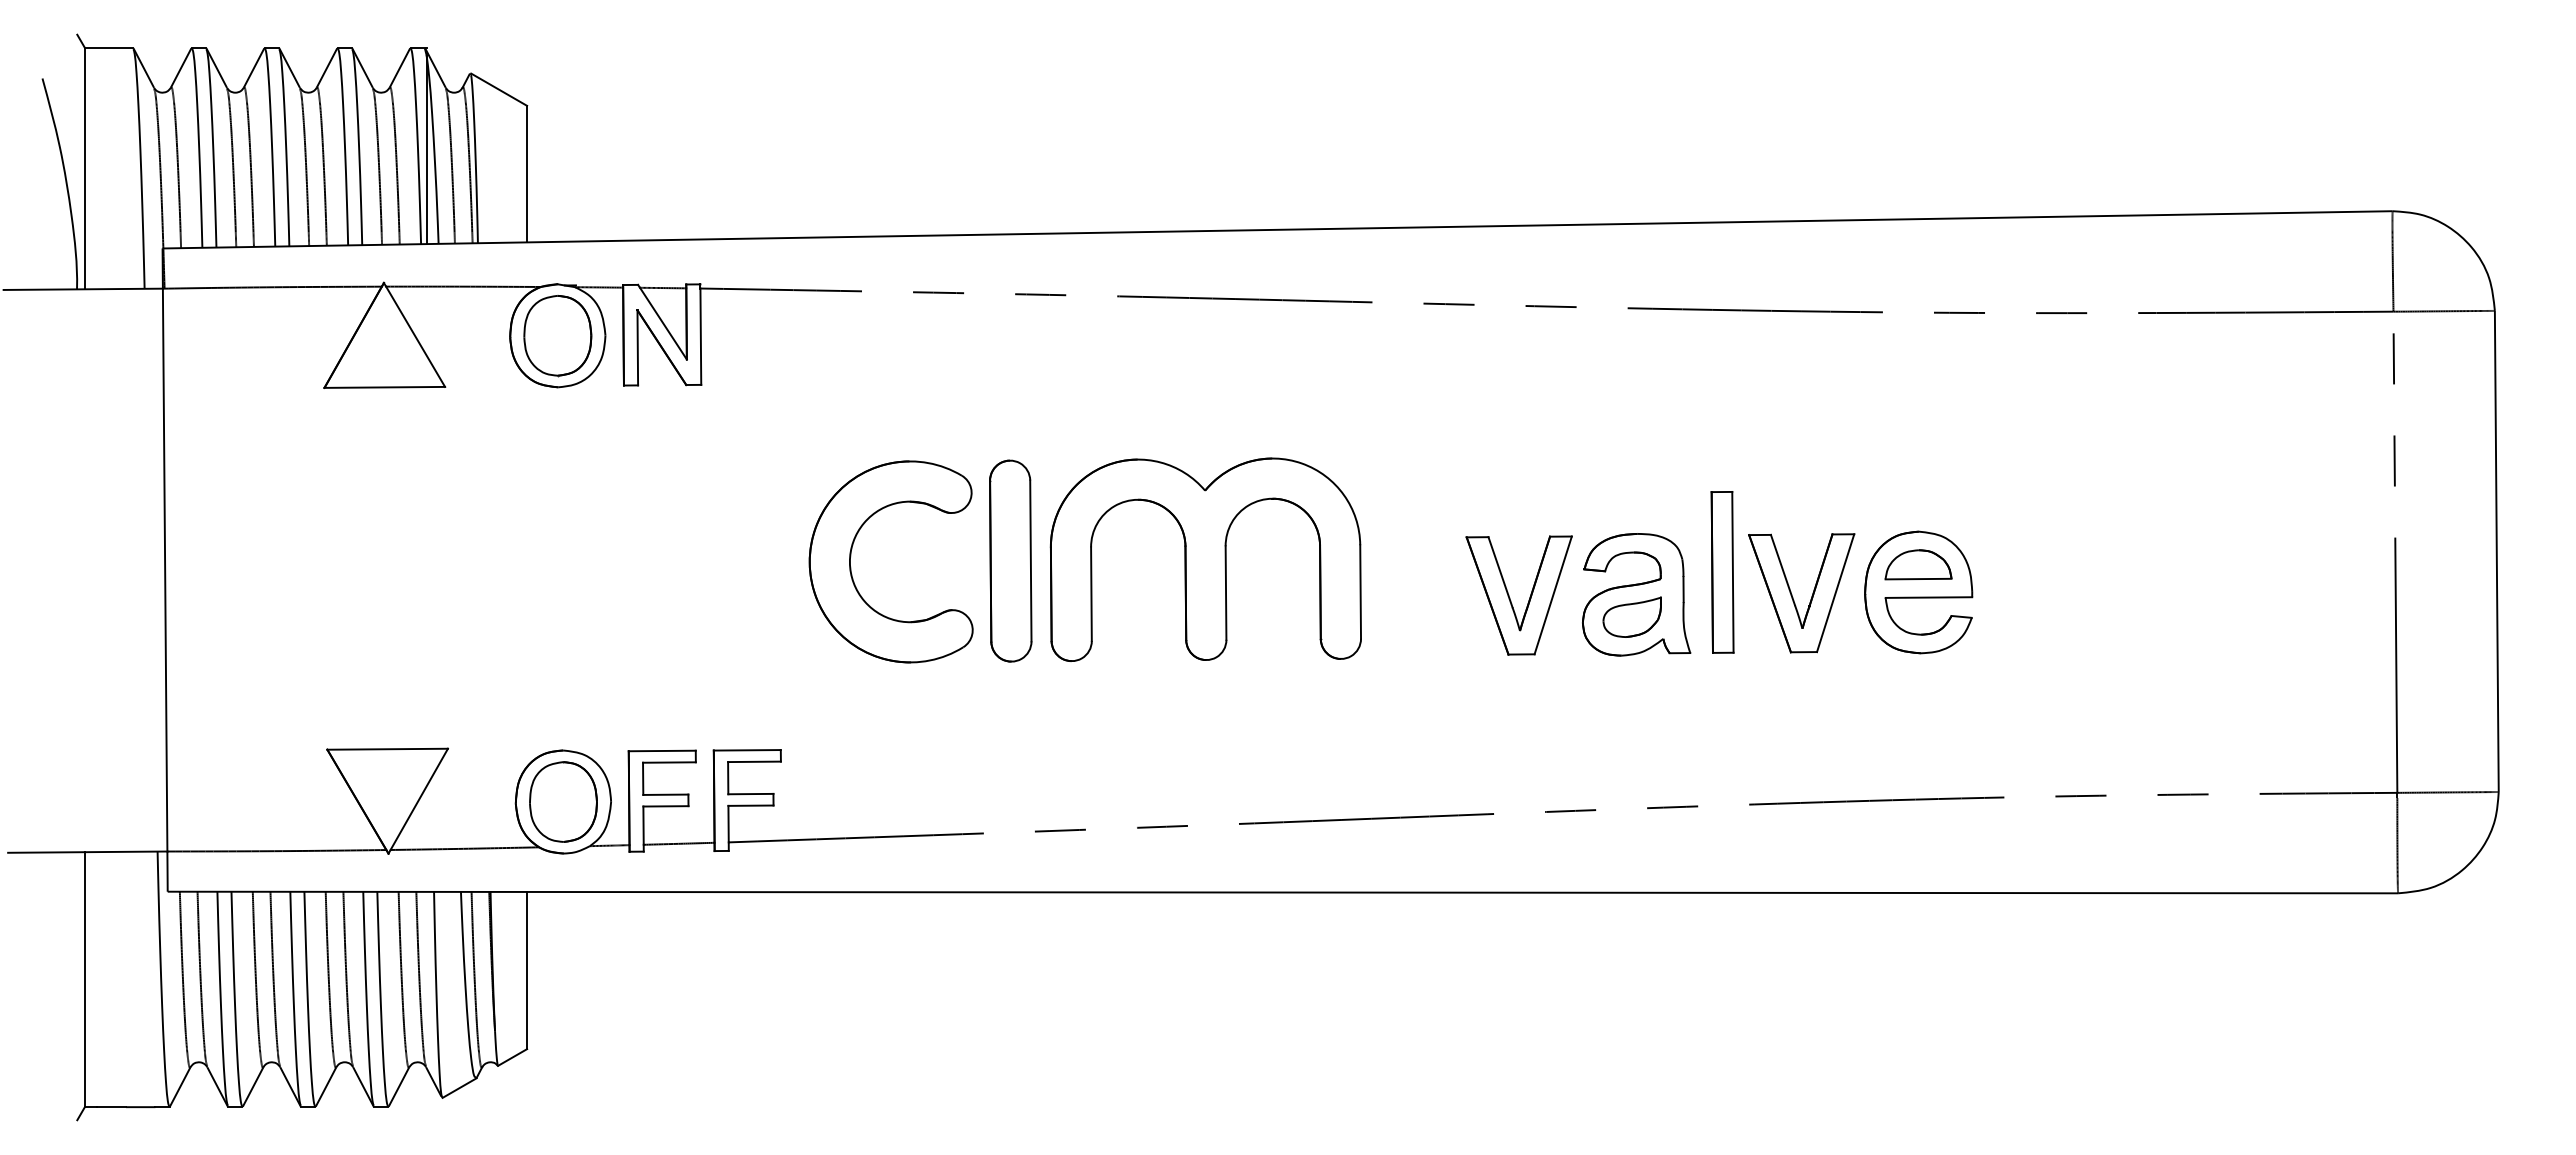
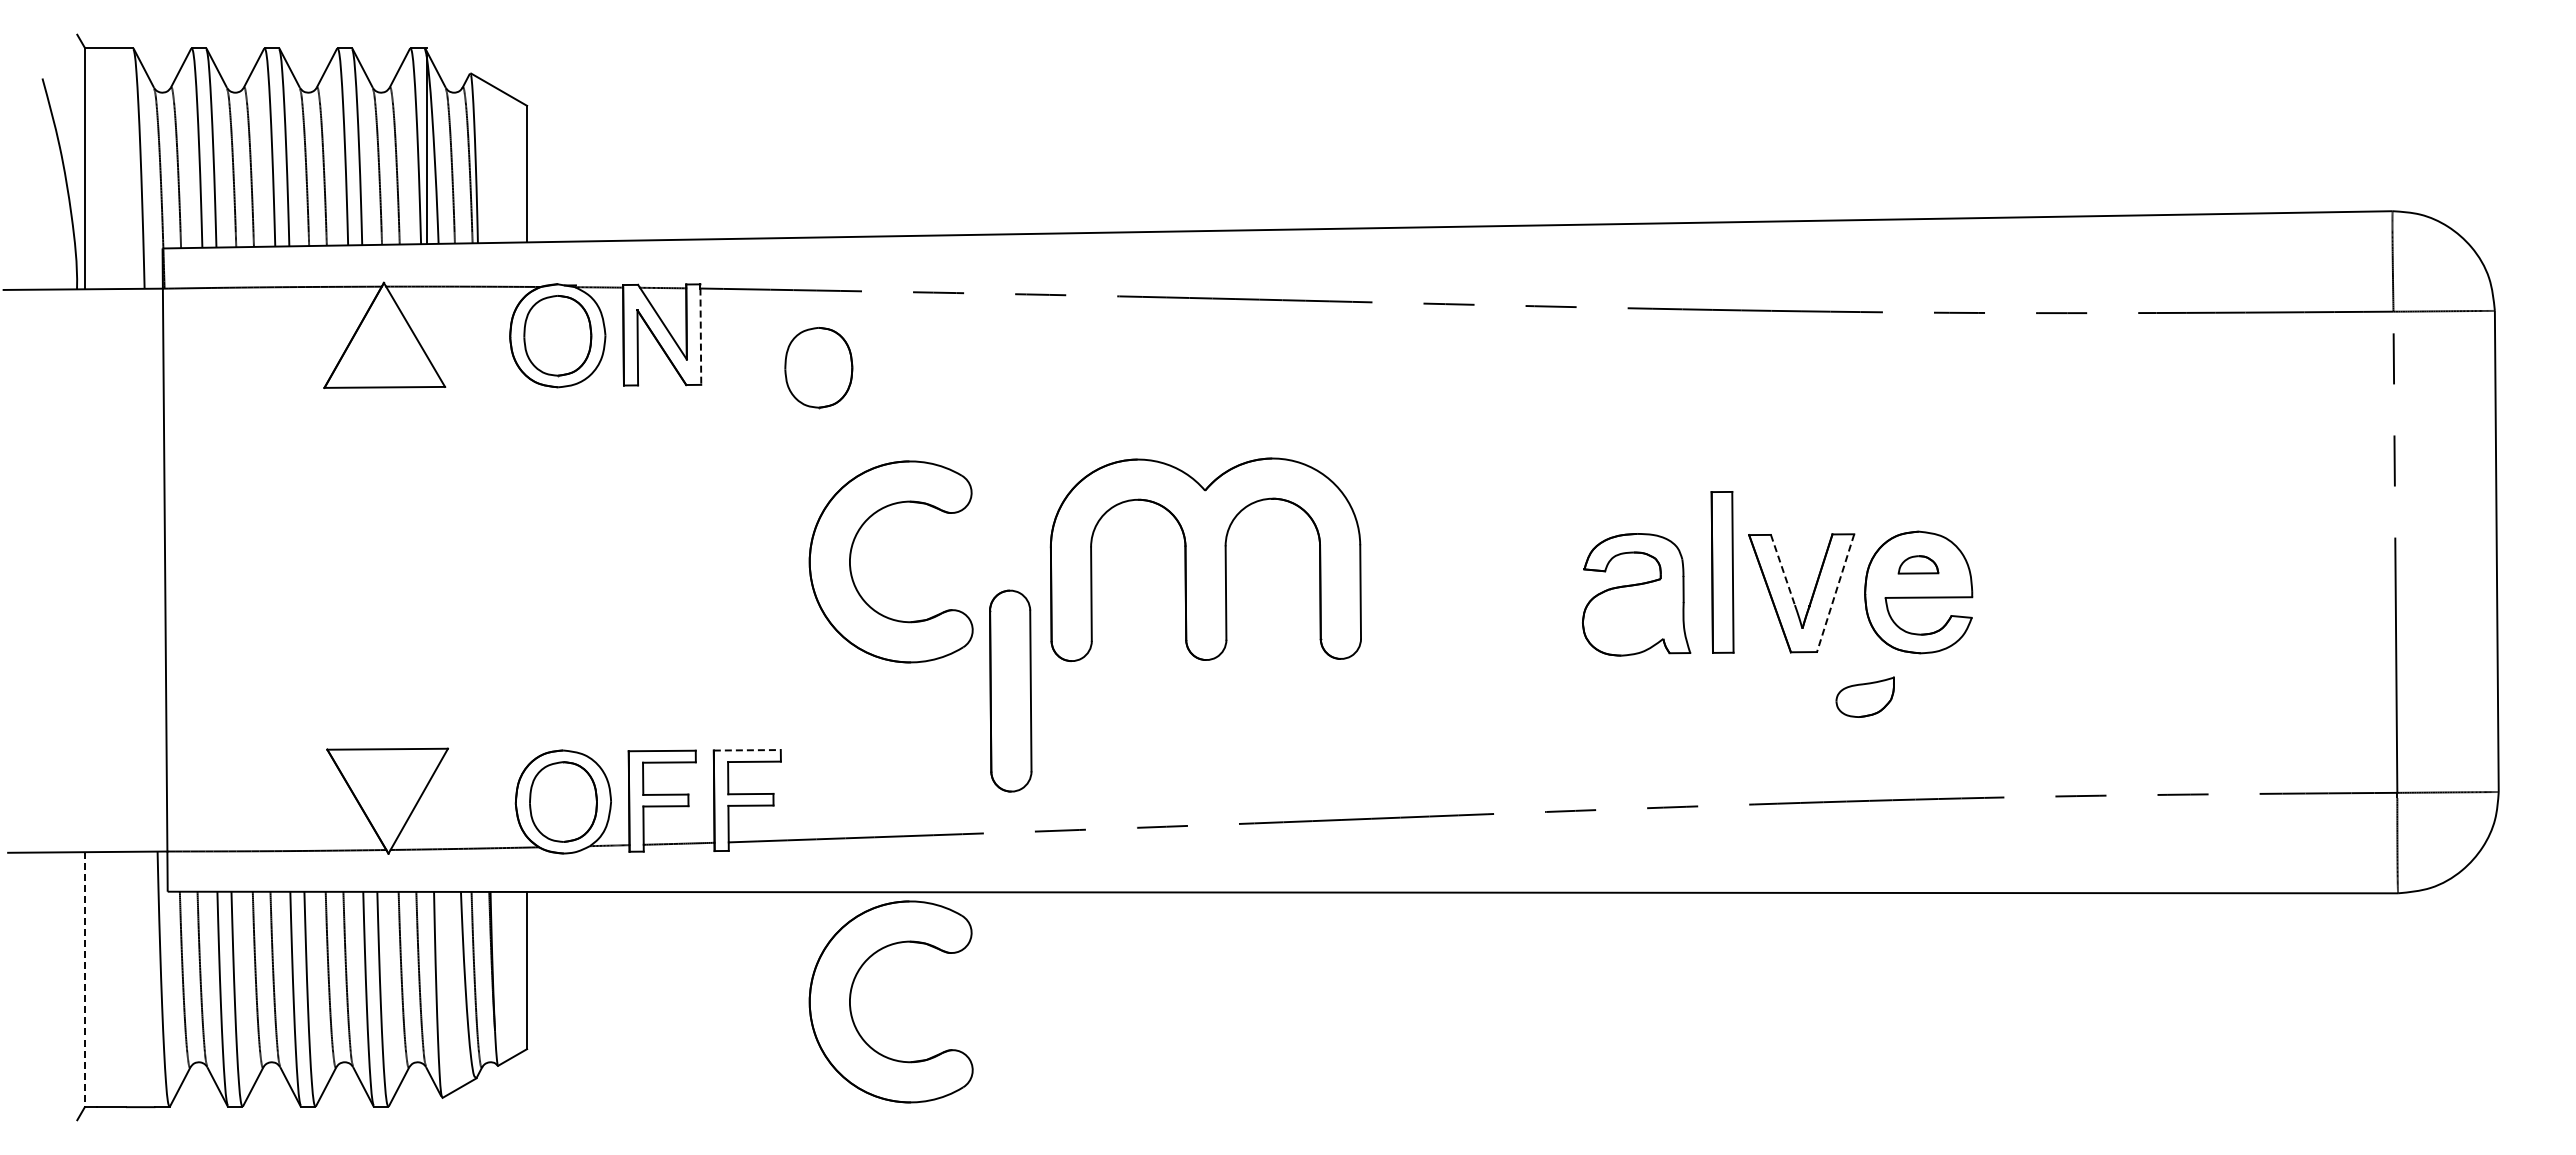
line: solid -> dashed (700, 337)
part: none -> present (818, 368)
part position: (1010, 560) -> (1010, 690) (1010, 690)
part size: 69x32 px -> 43x20 px (1918, 564)
line: solid -> dashed (1783, 570)
line: solid -> dashed (1835, 593)
part: present -> none (1510, 597)
part position: (1631, 616) -> (1864, 696) (1864, 696)
line: solid -> dashed (747, 750)
line: solid -> dashed (84, 979)
part: none -> present (851, 996)
